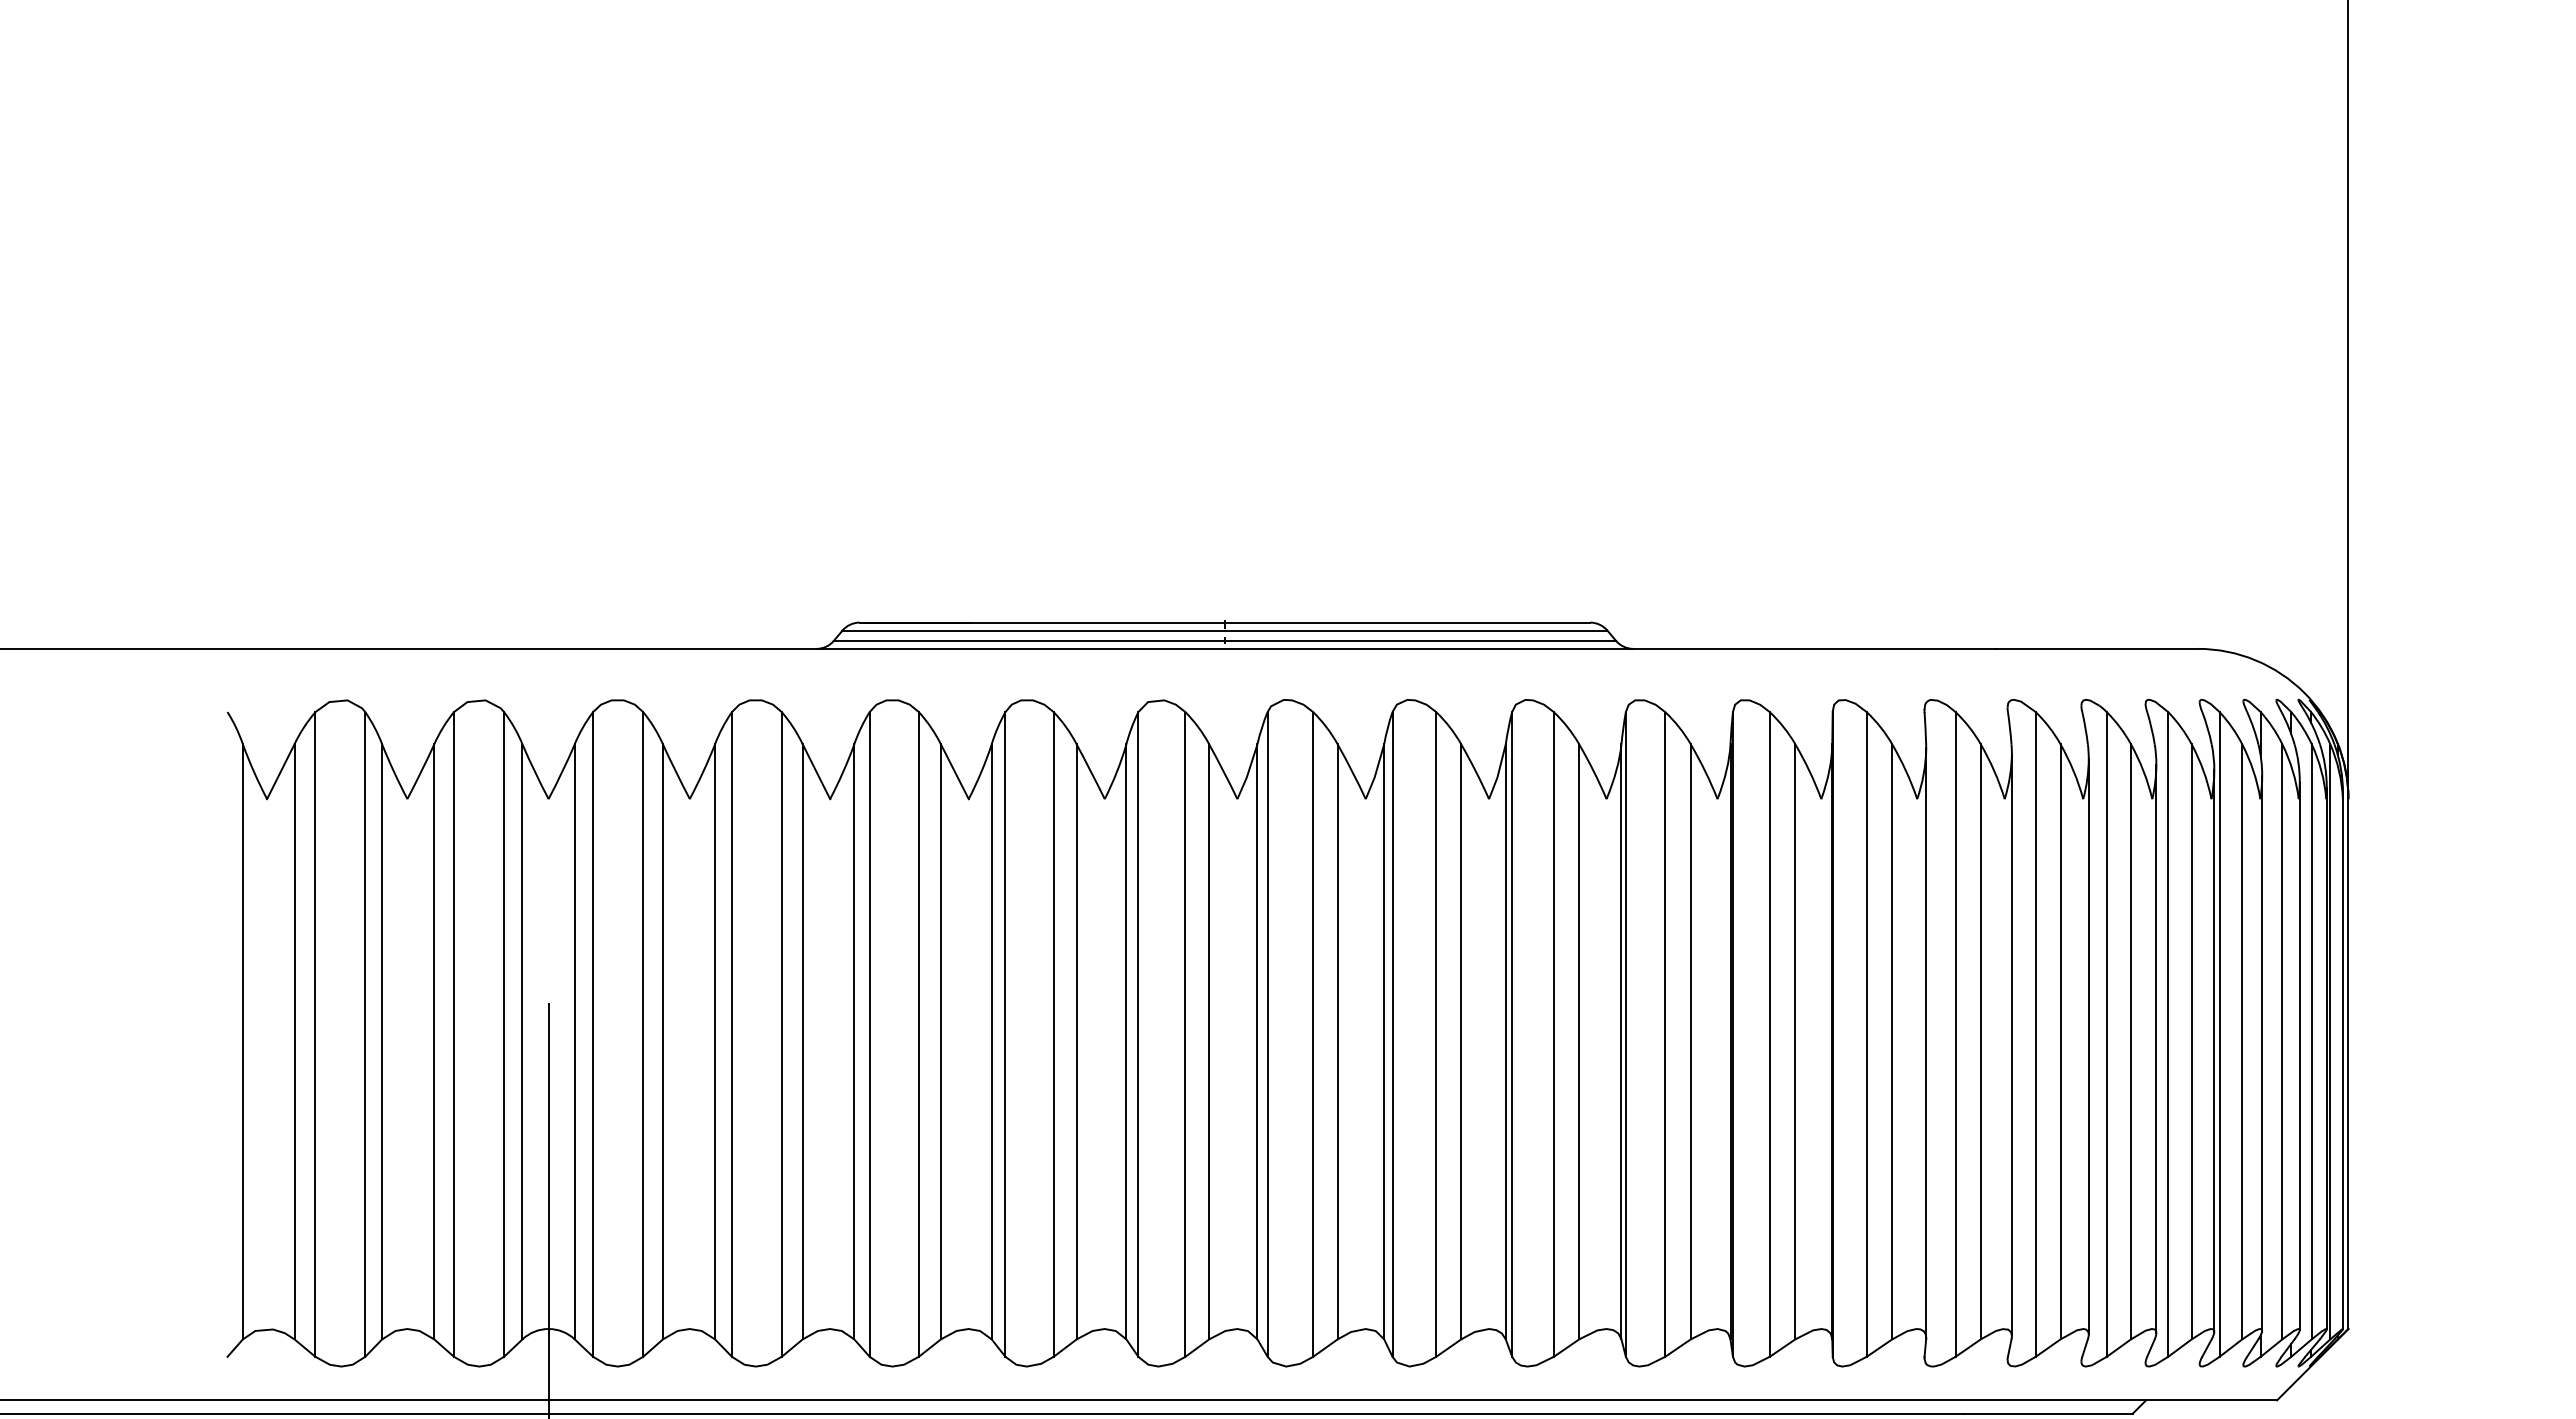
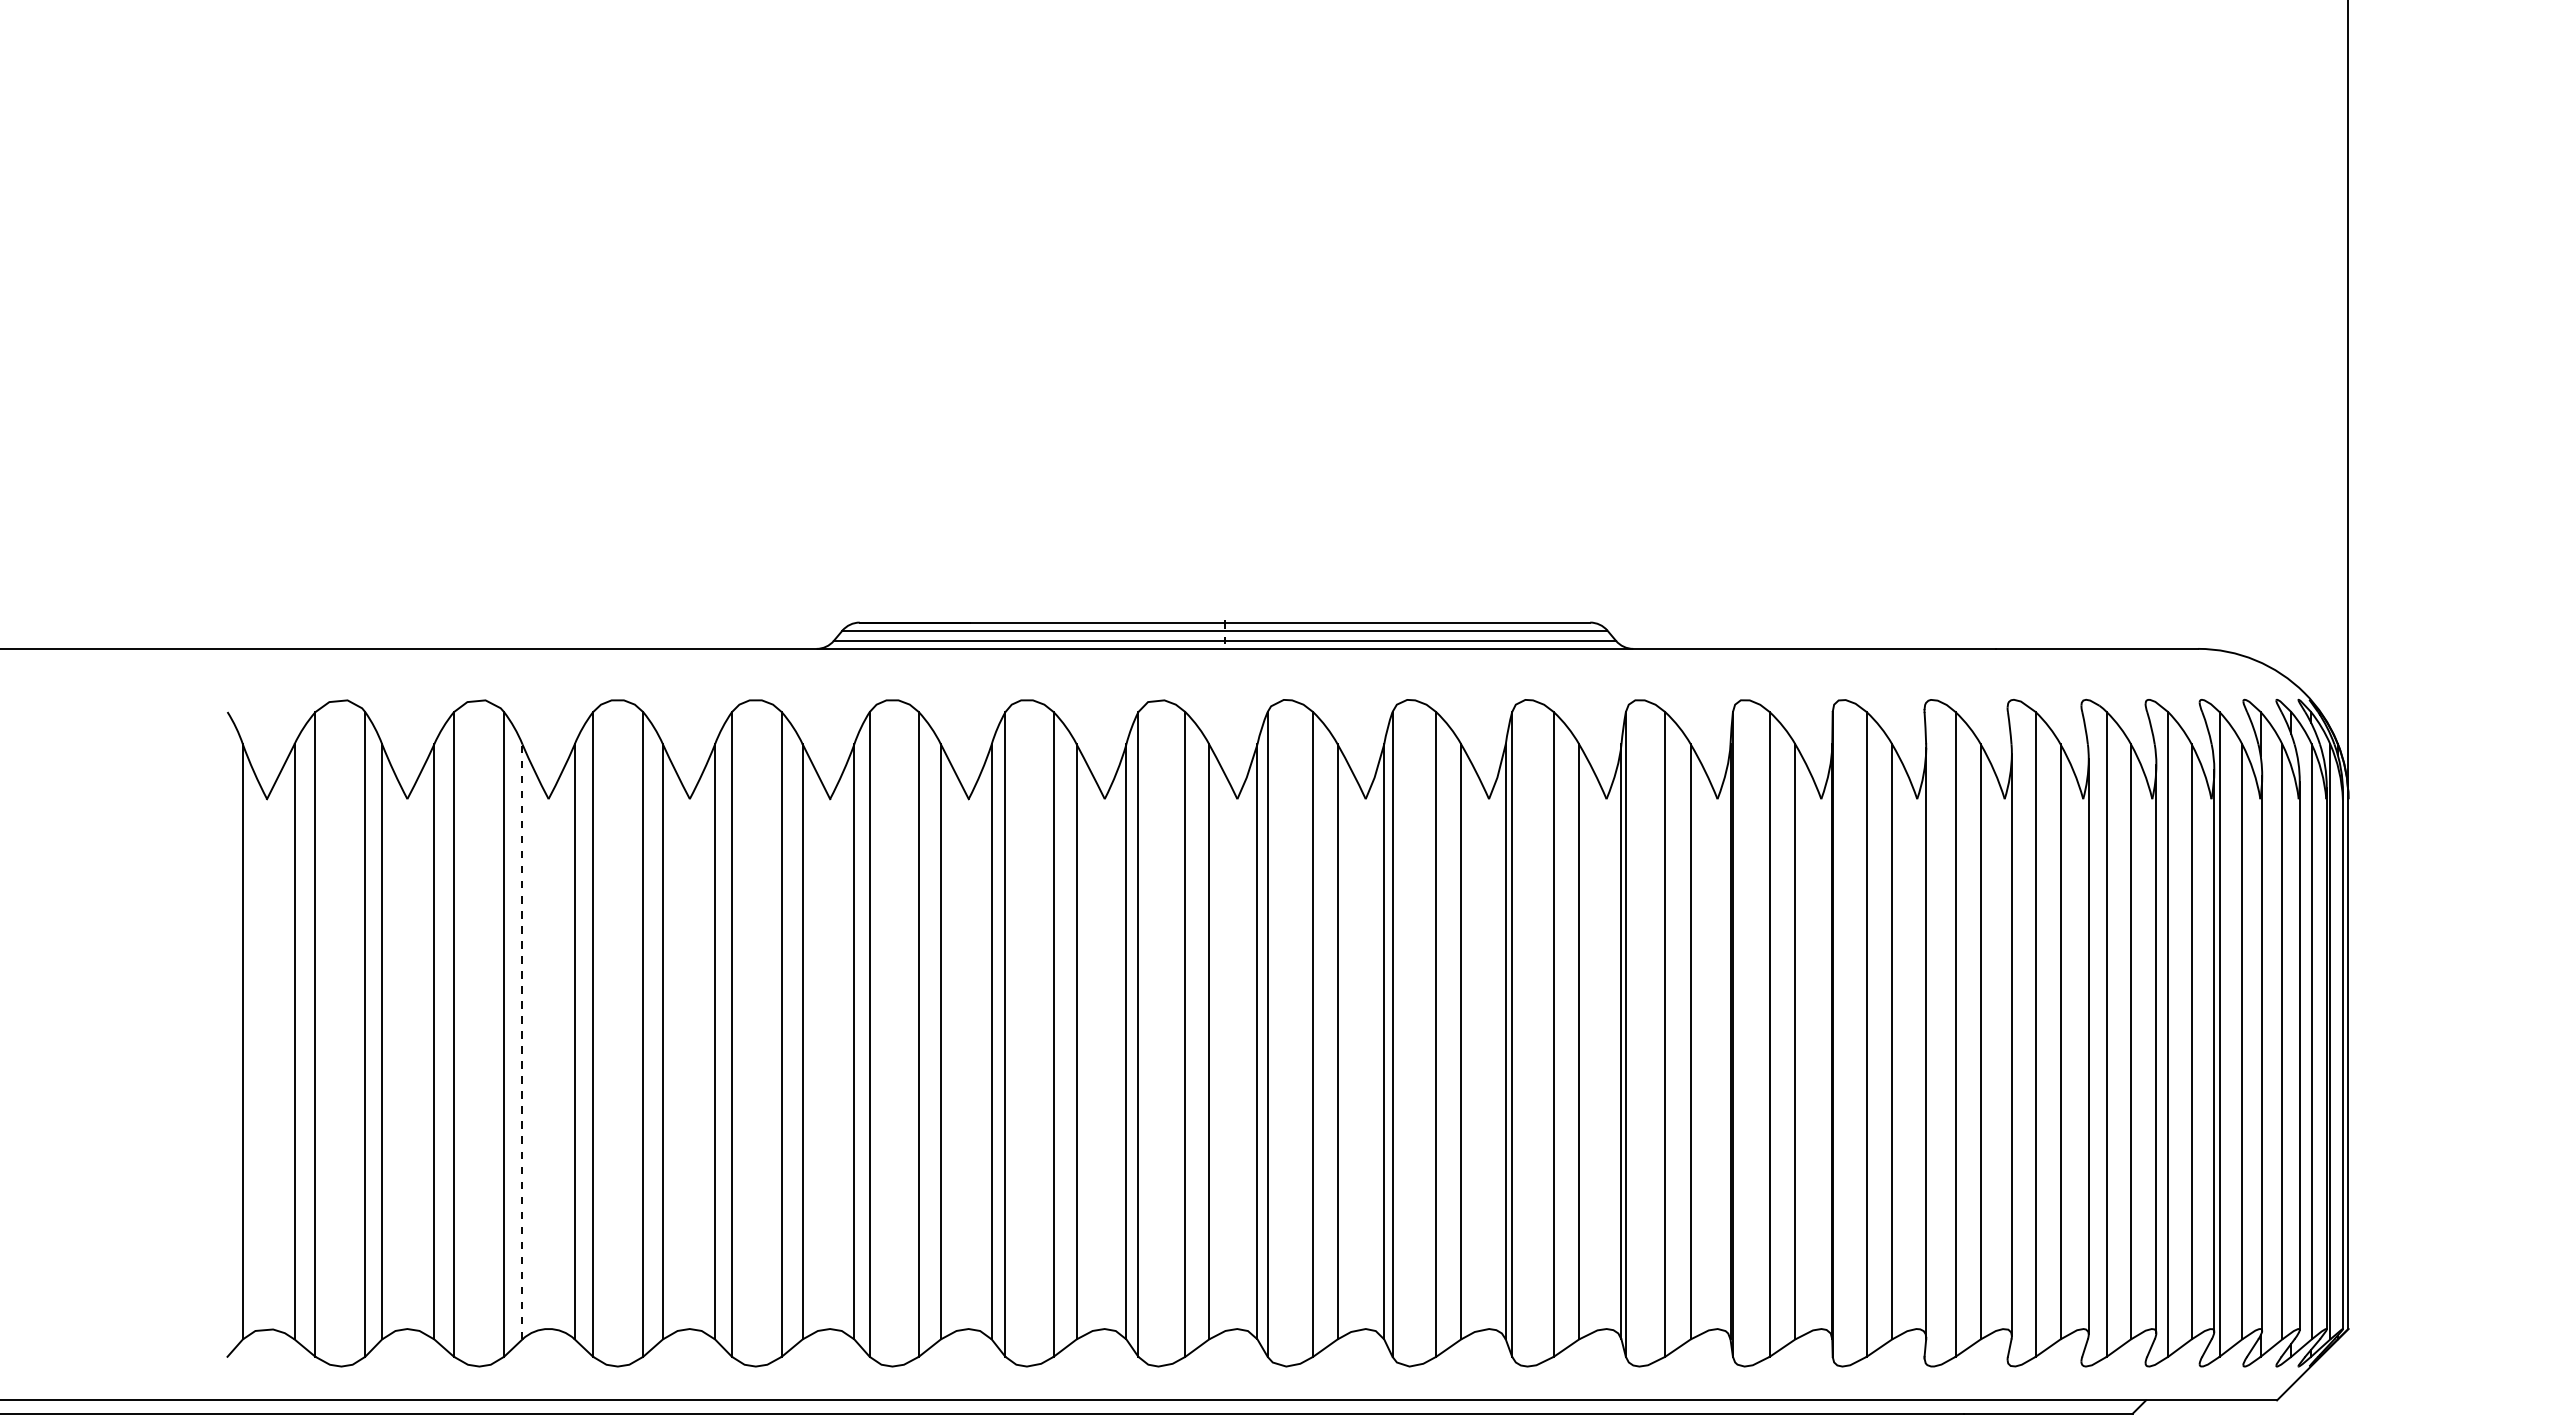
line: solid -> dashed (522, 1041)
line: present -> none (548, 1208)
